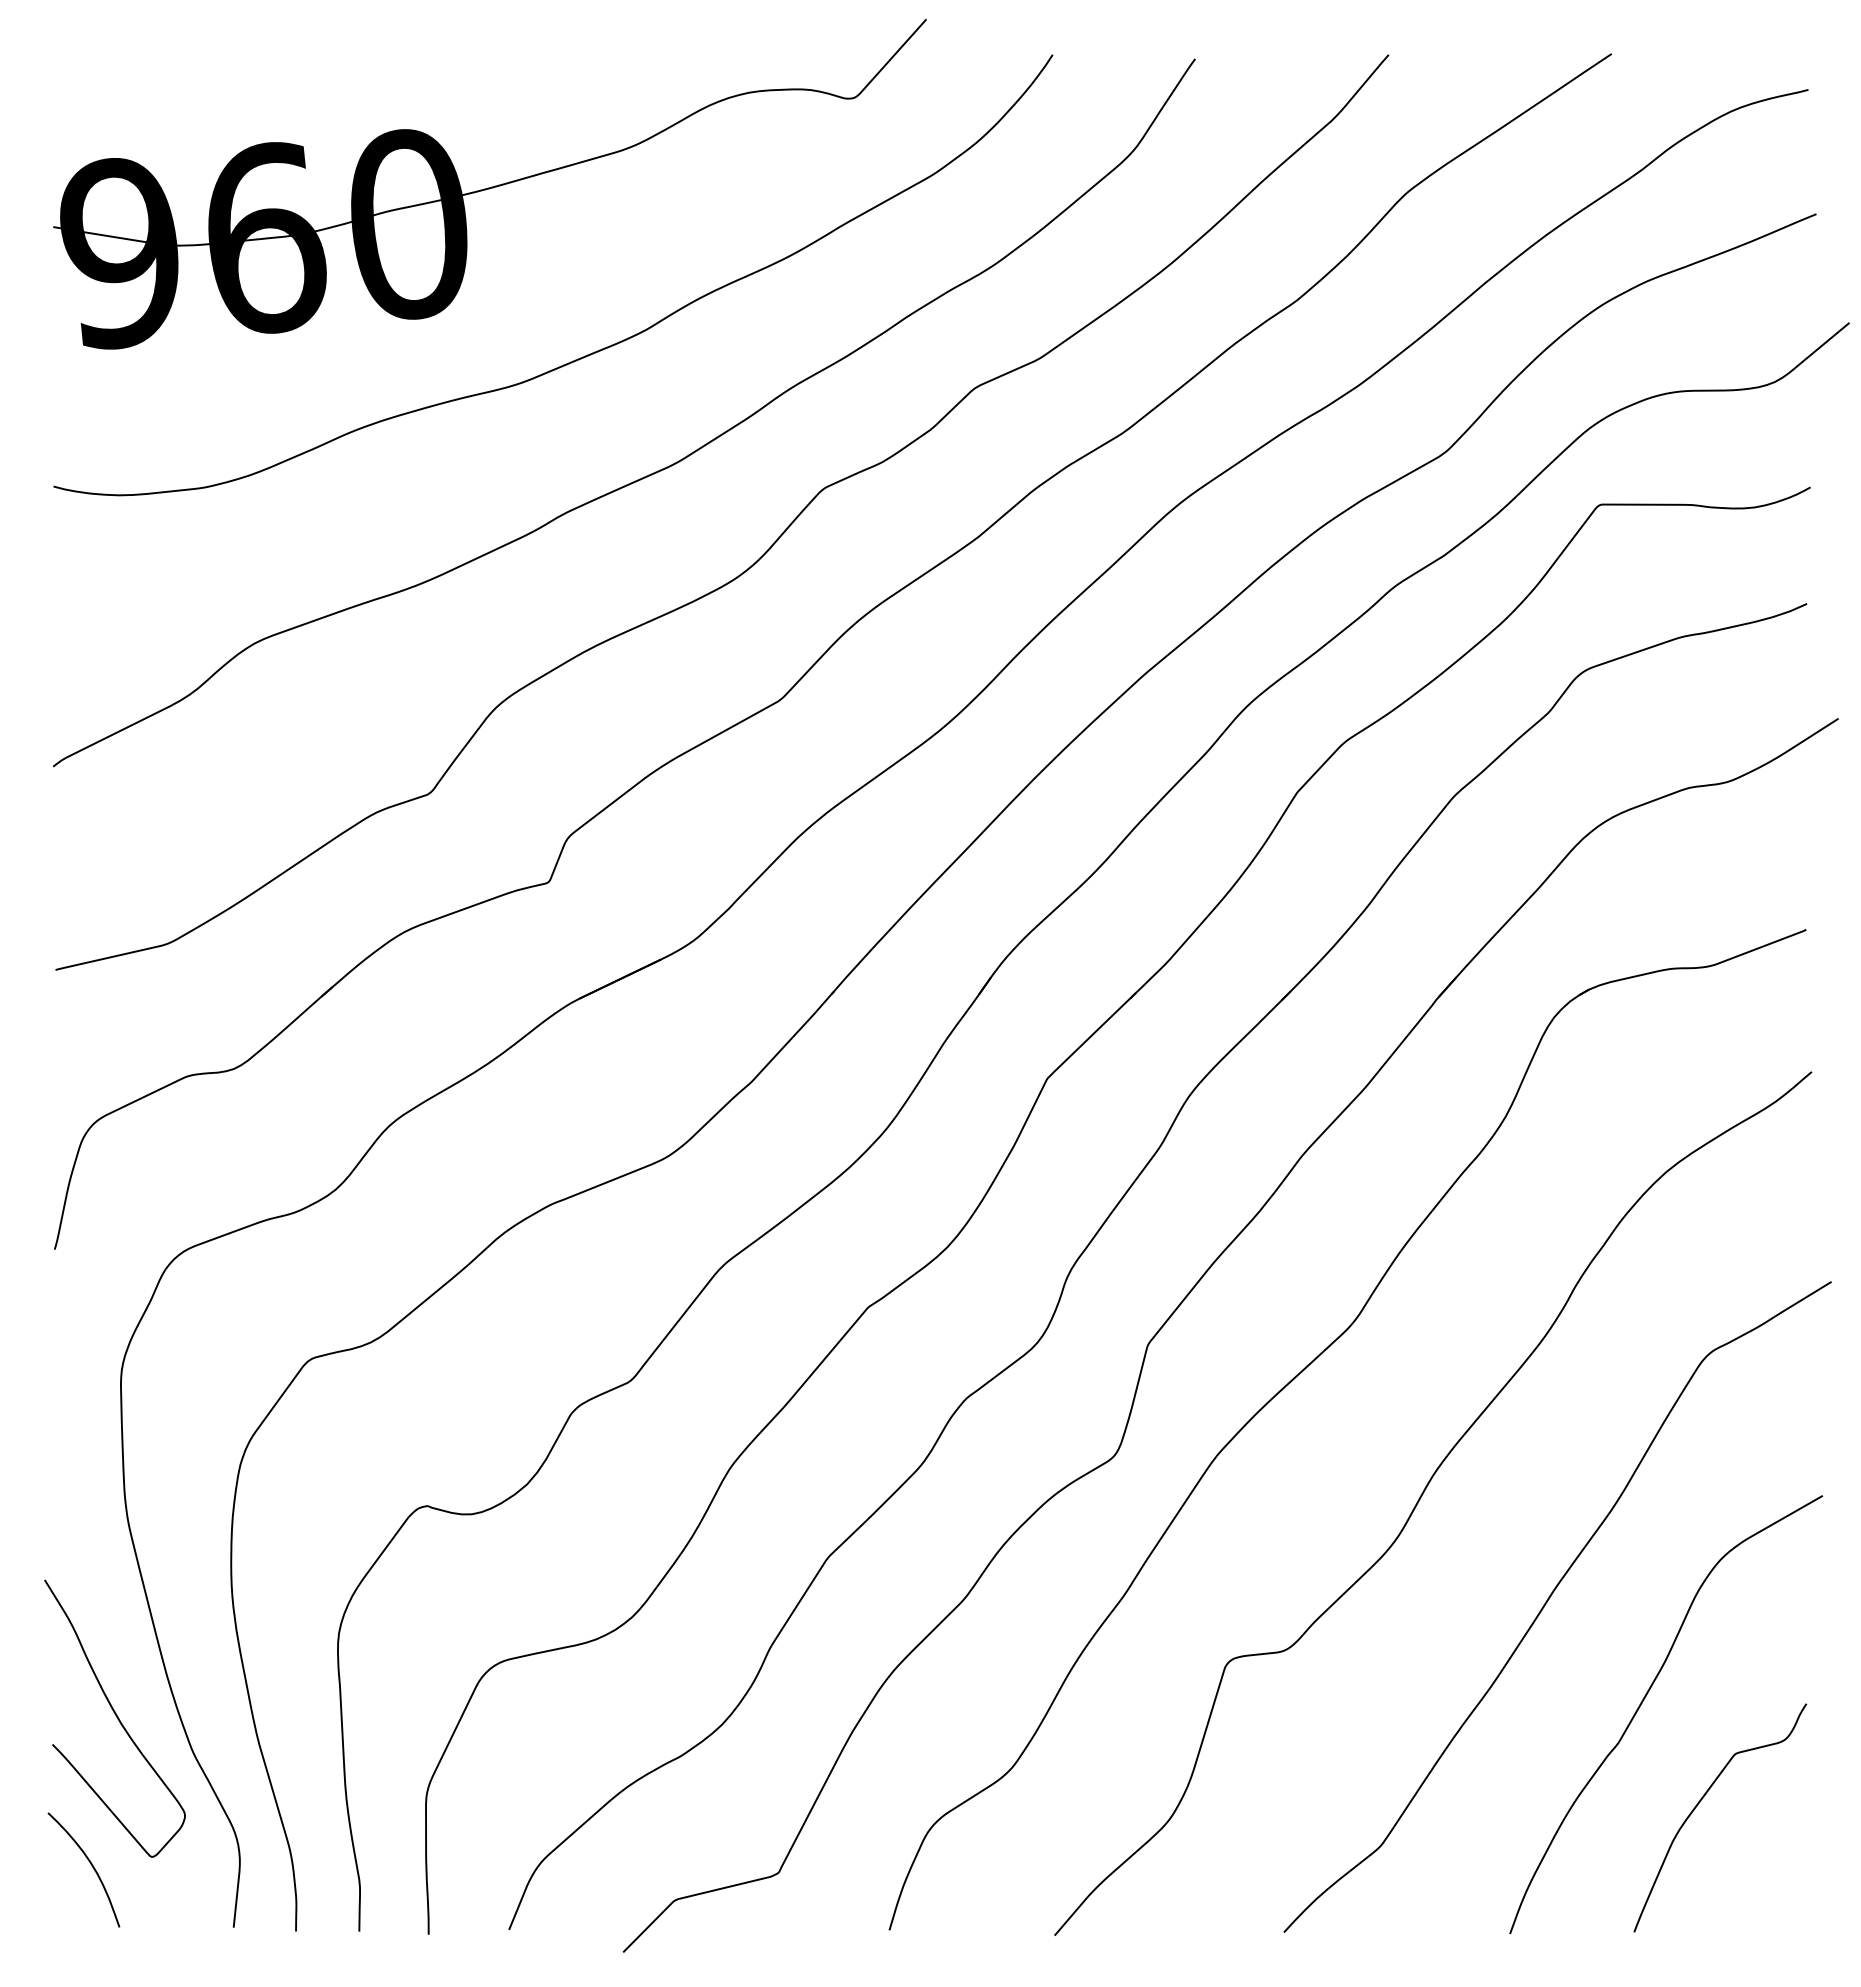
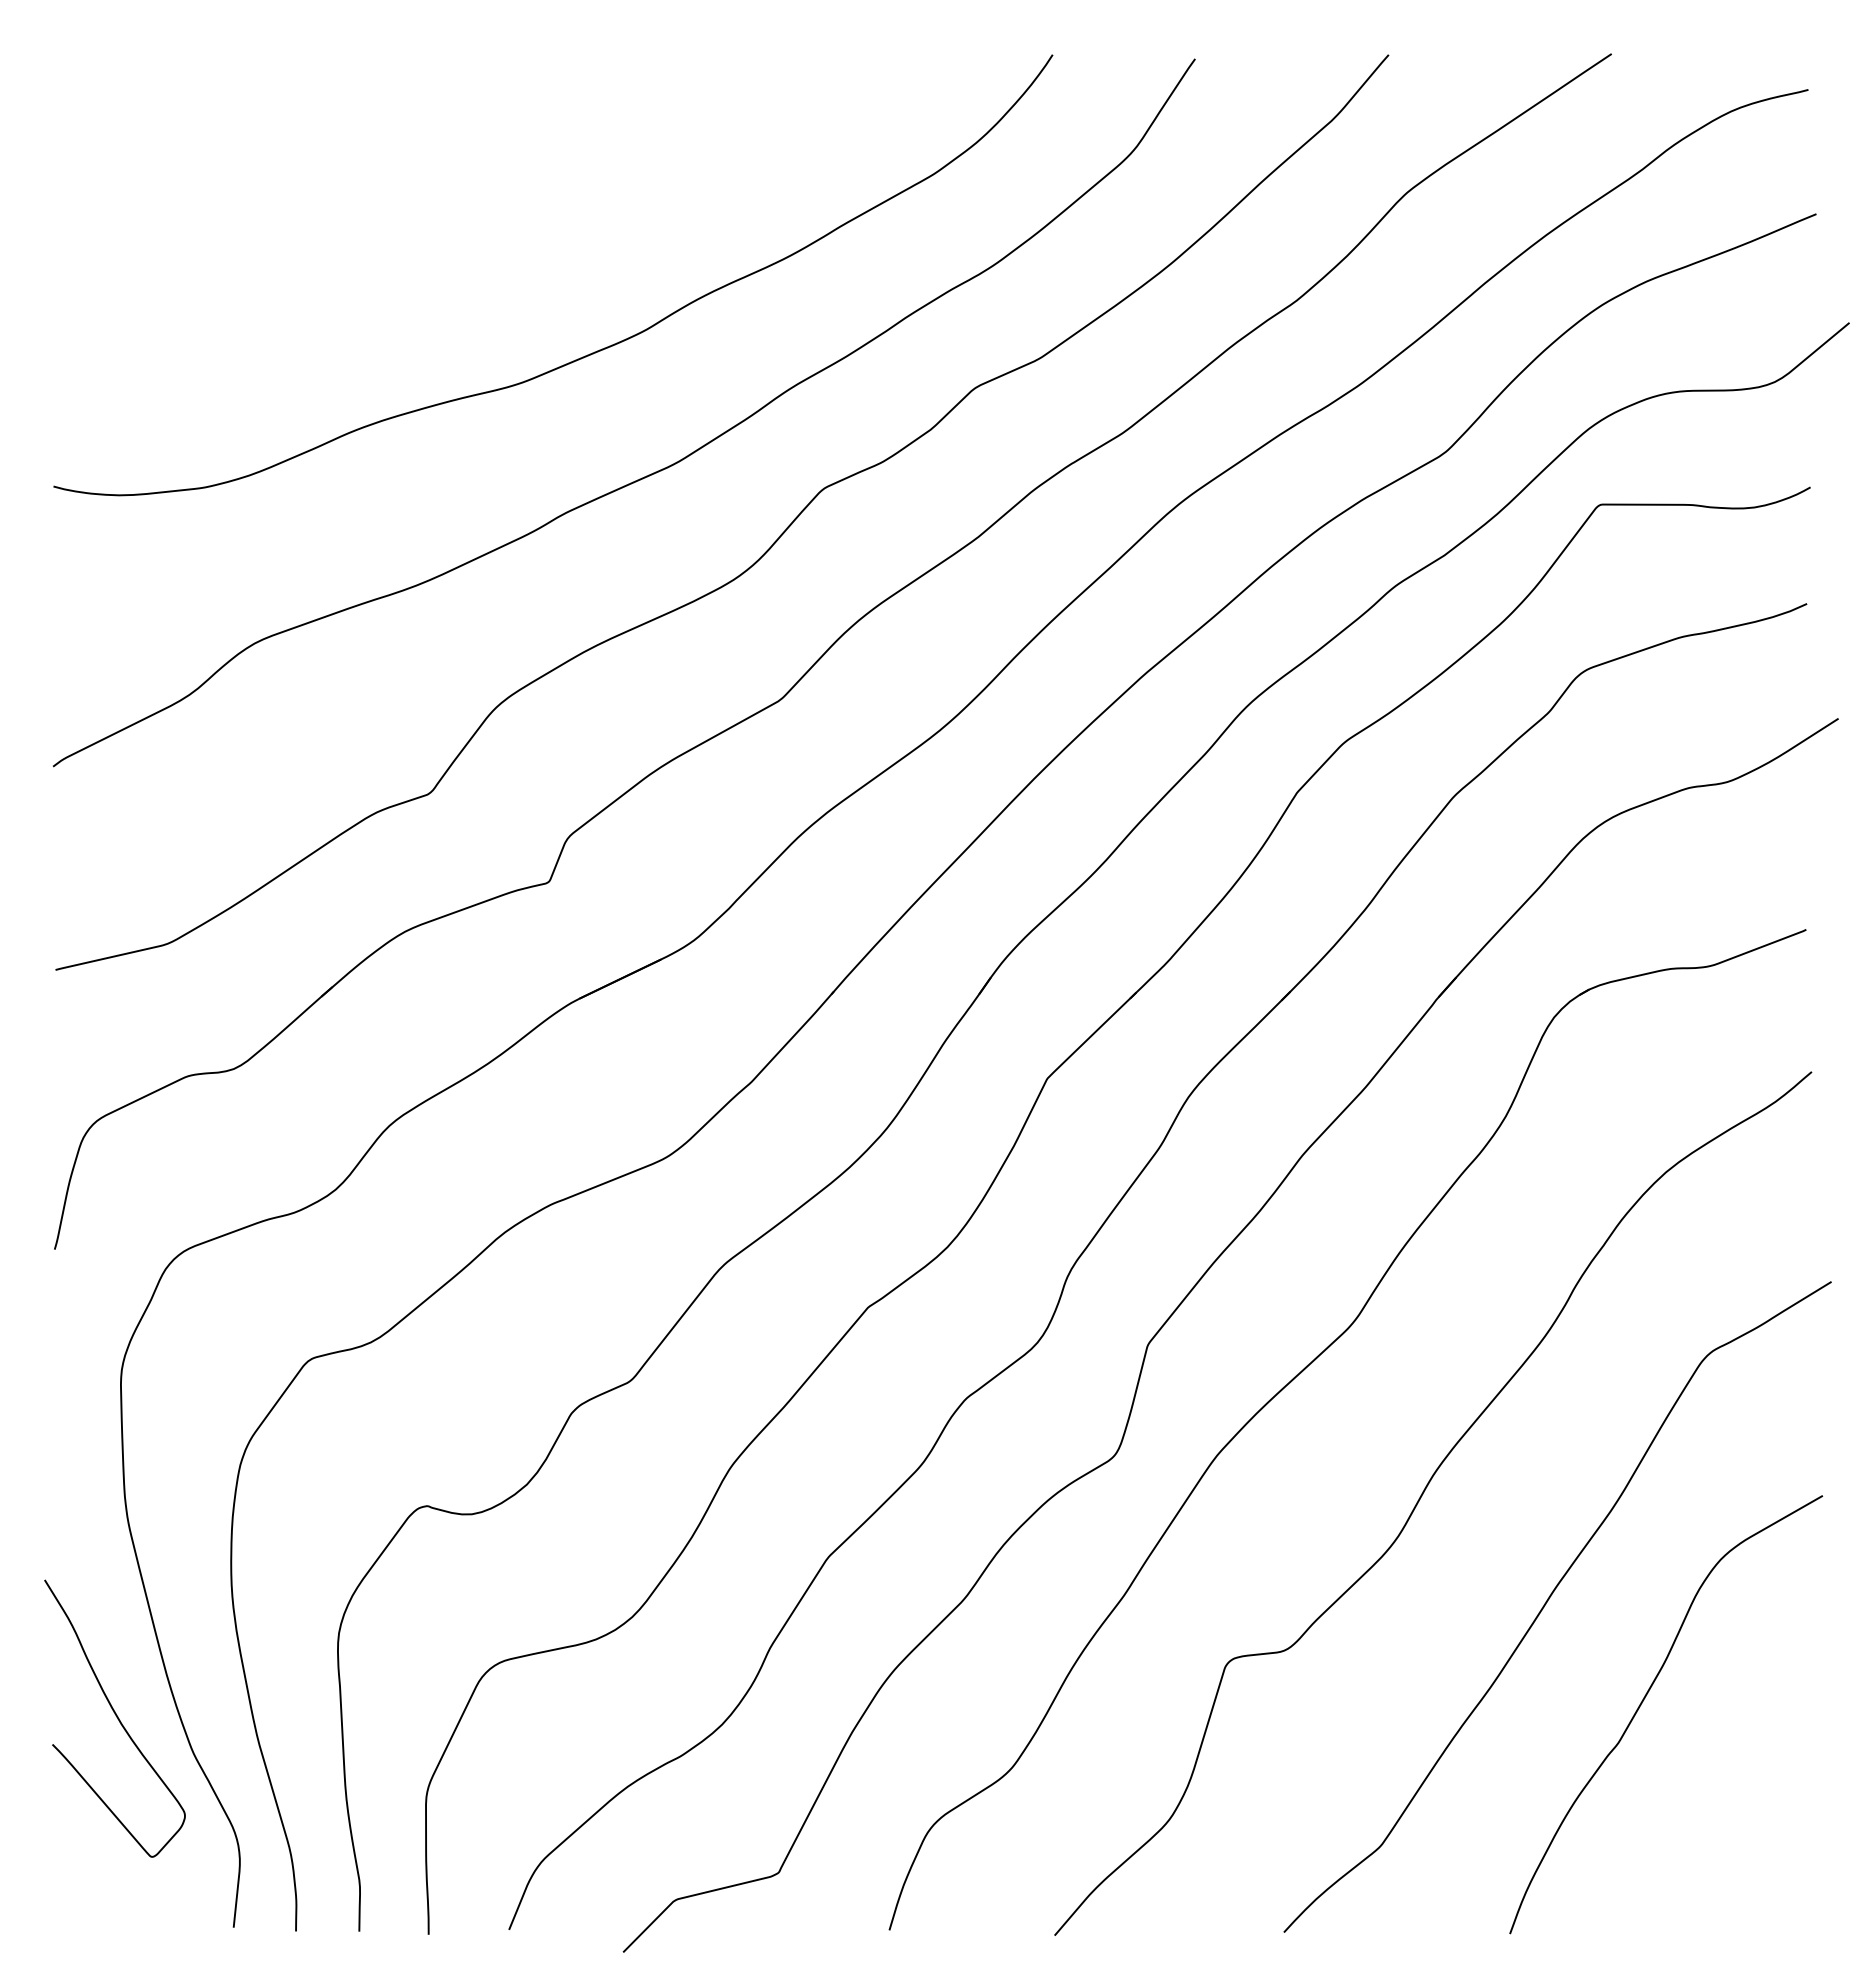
part: present -> none (489, 184)
curve: present -> none (1700, 1802)
curve: present -> none (91, 1866)
